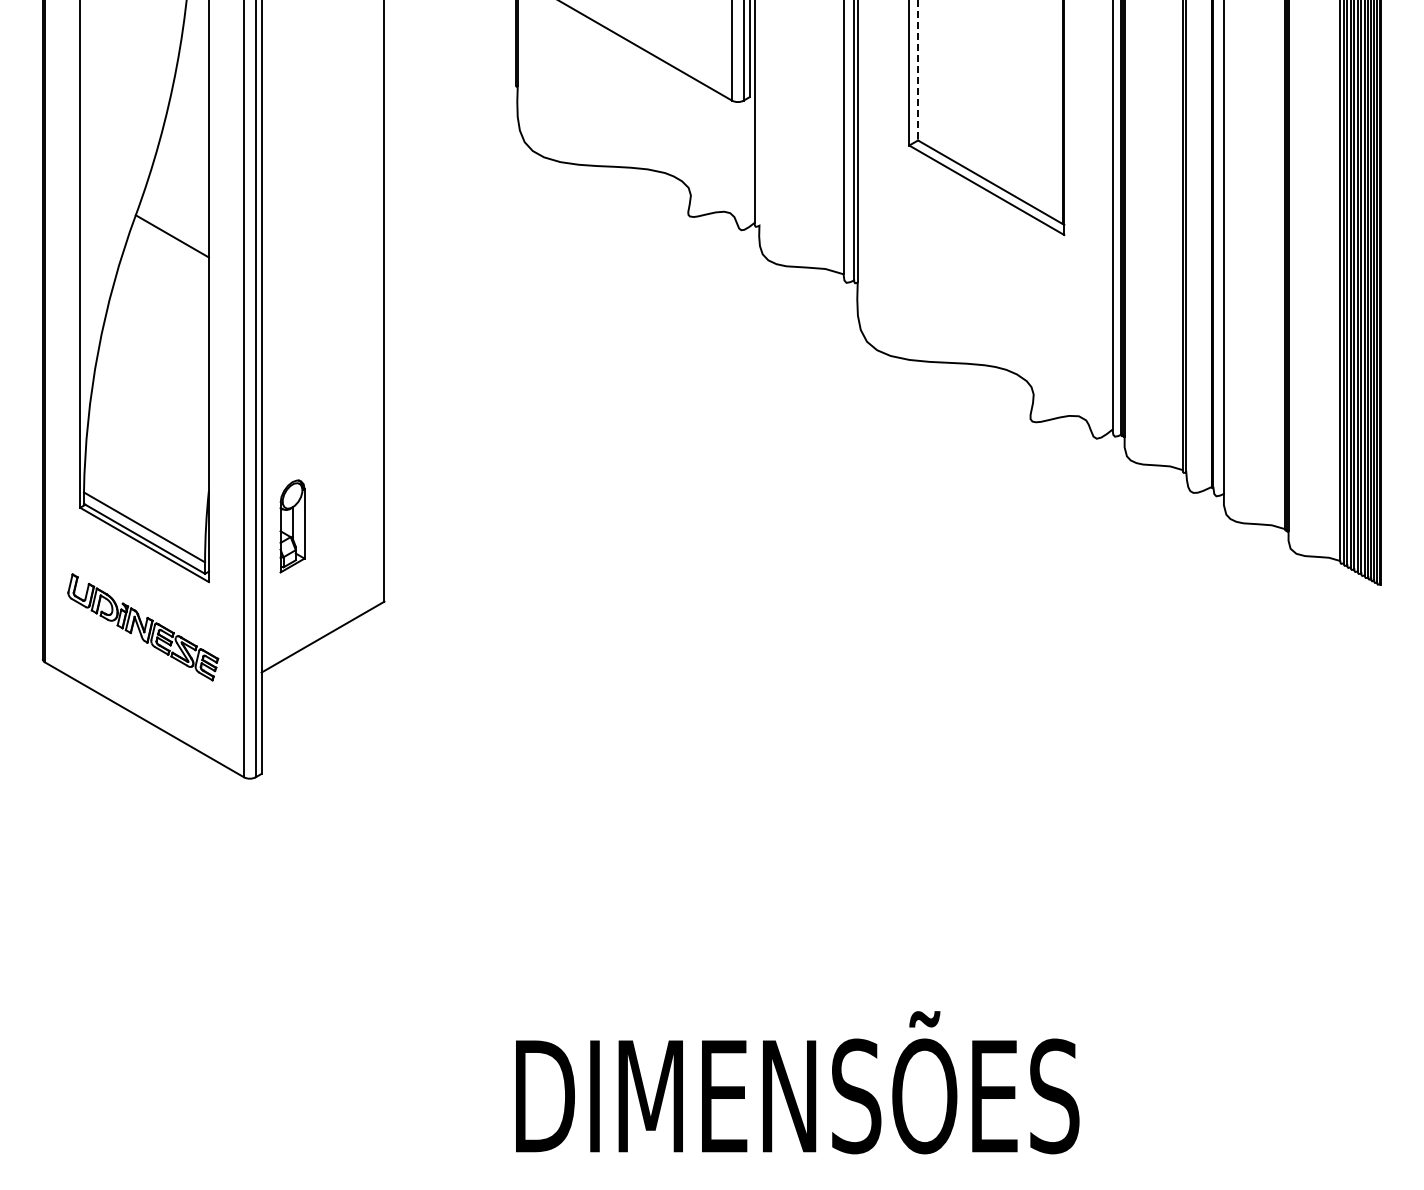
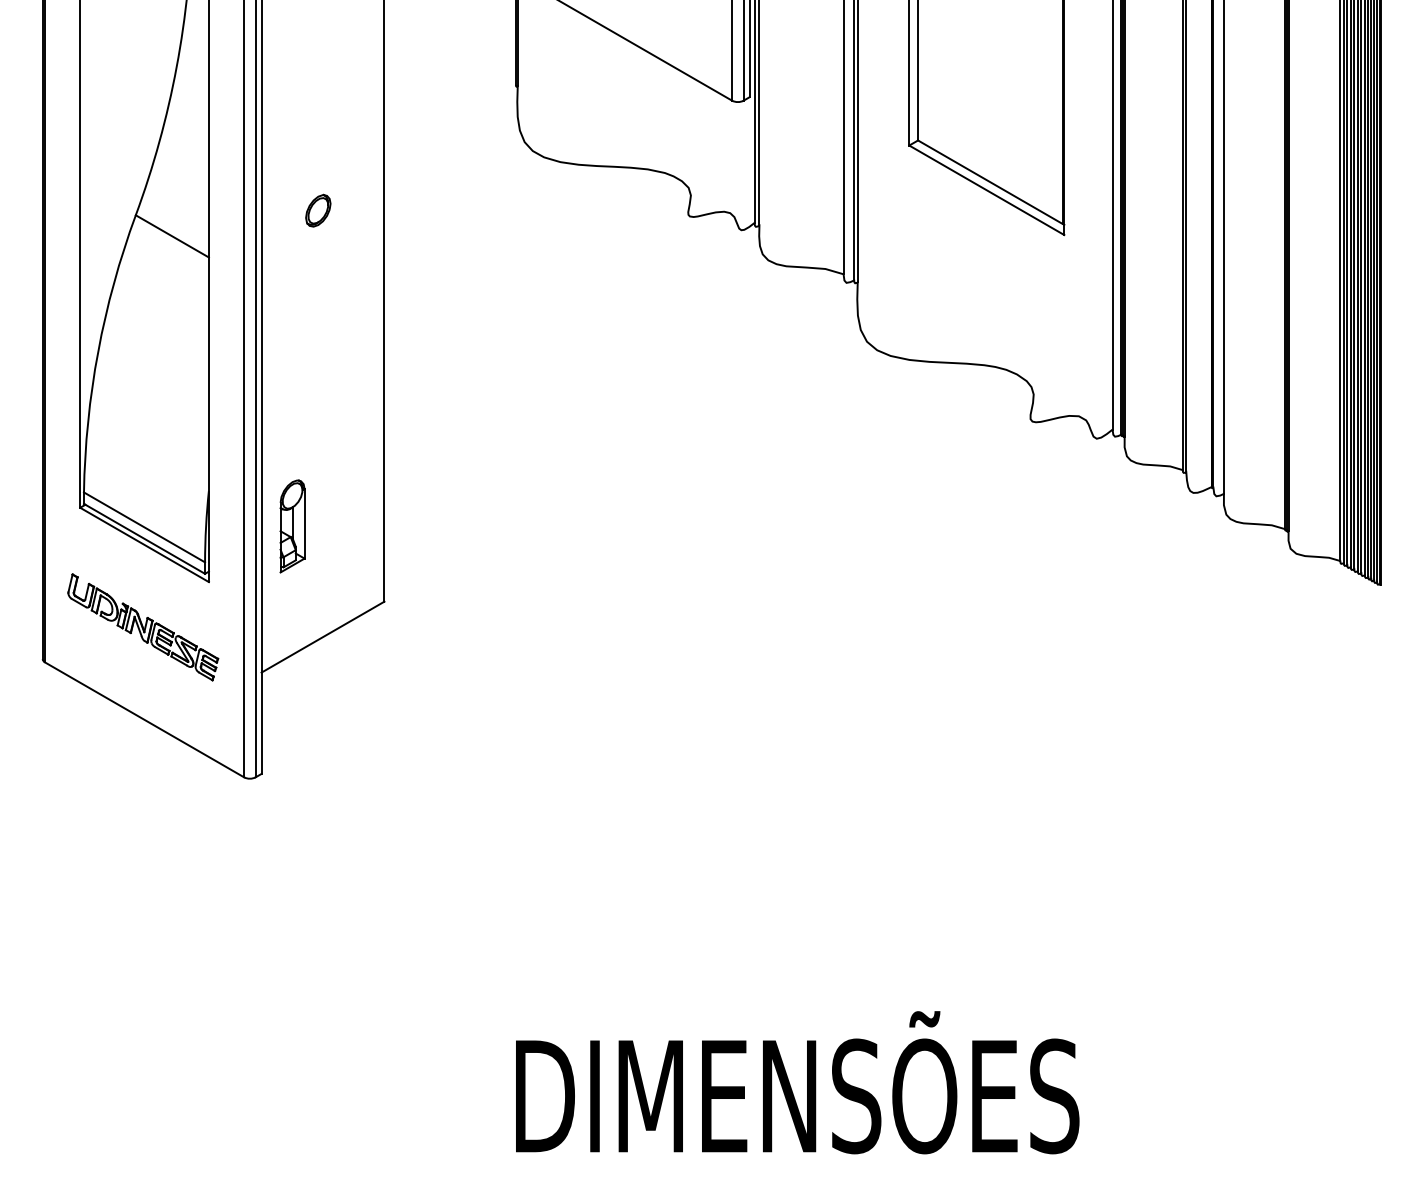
line: dashed -> solid (918, 70)
line: none -> present (759, 113)
part: none -> present (318, 210)
